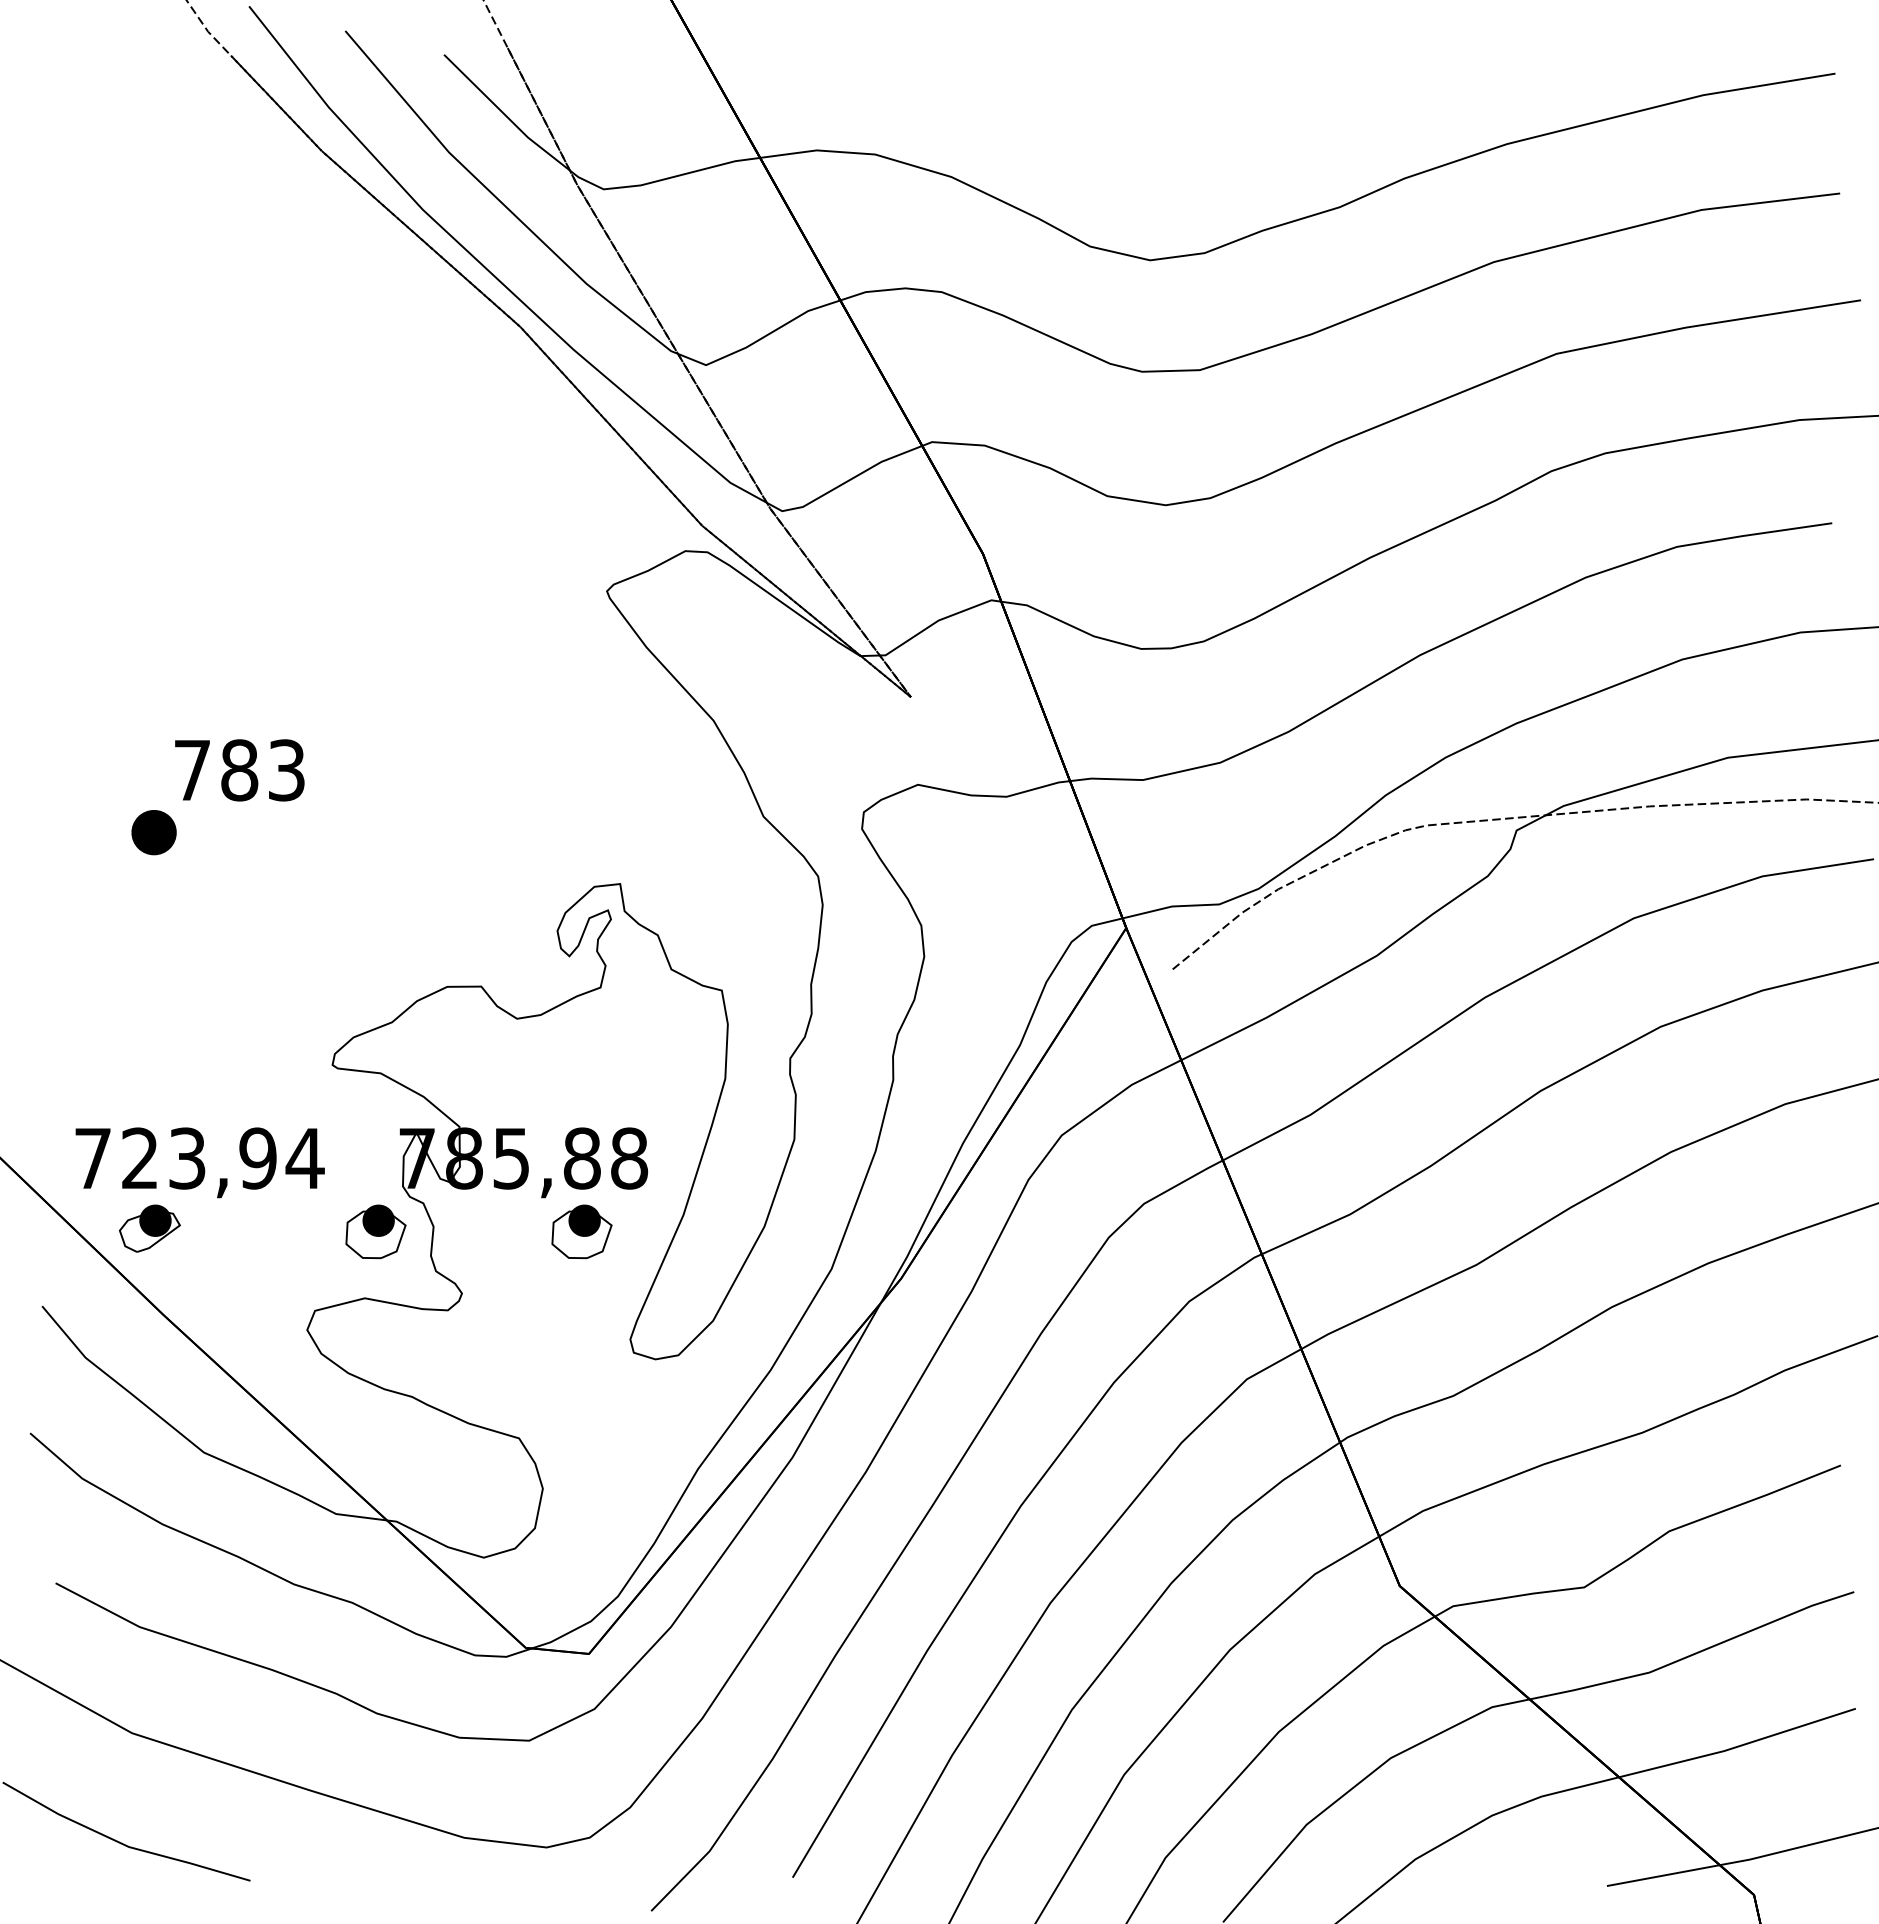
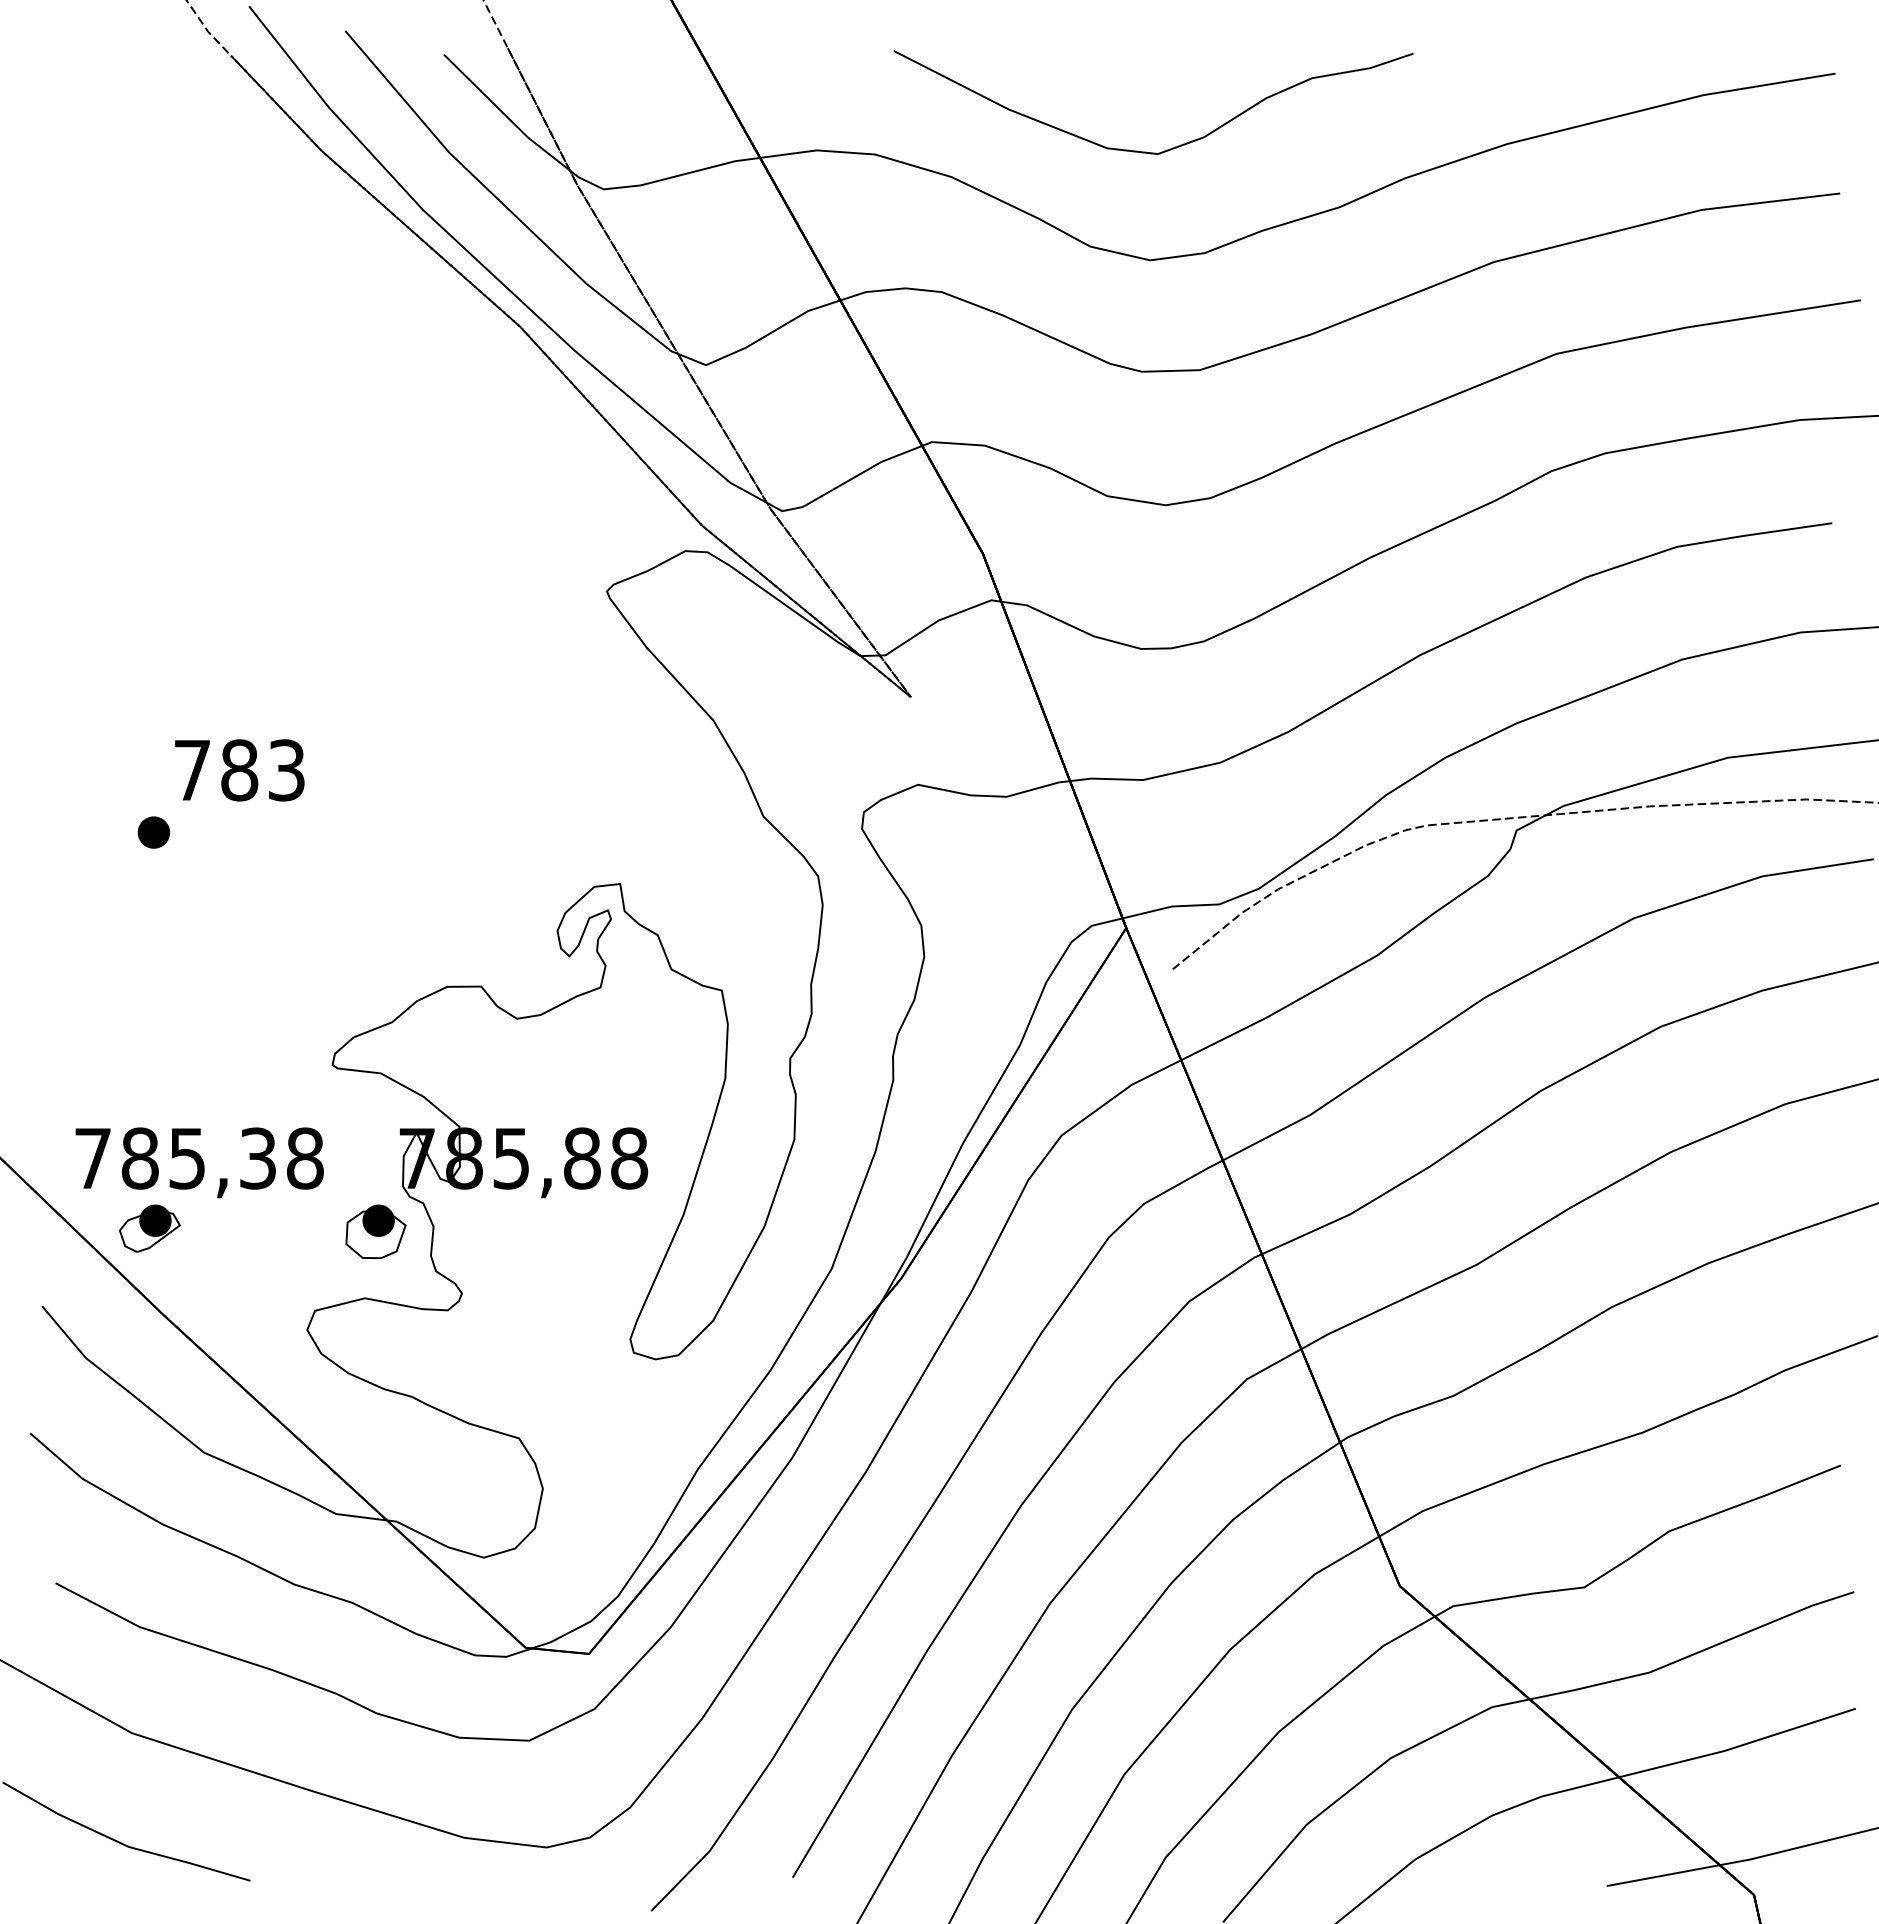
part: none -> present (1169, 148)
part size: 46x46 px -> 33x33 px (153, 832)
text: 723,94 -> 785,38 (222, 1158)
part: present -> none (581, 1231)
